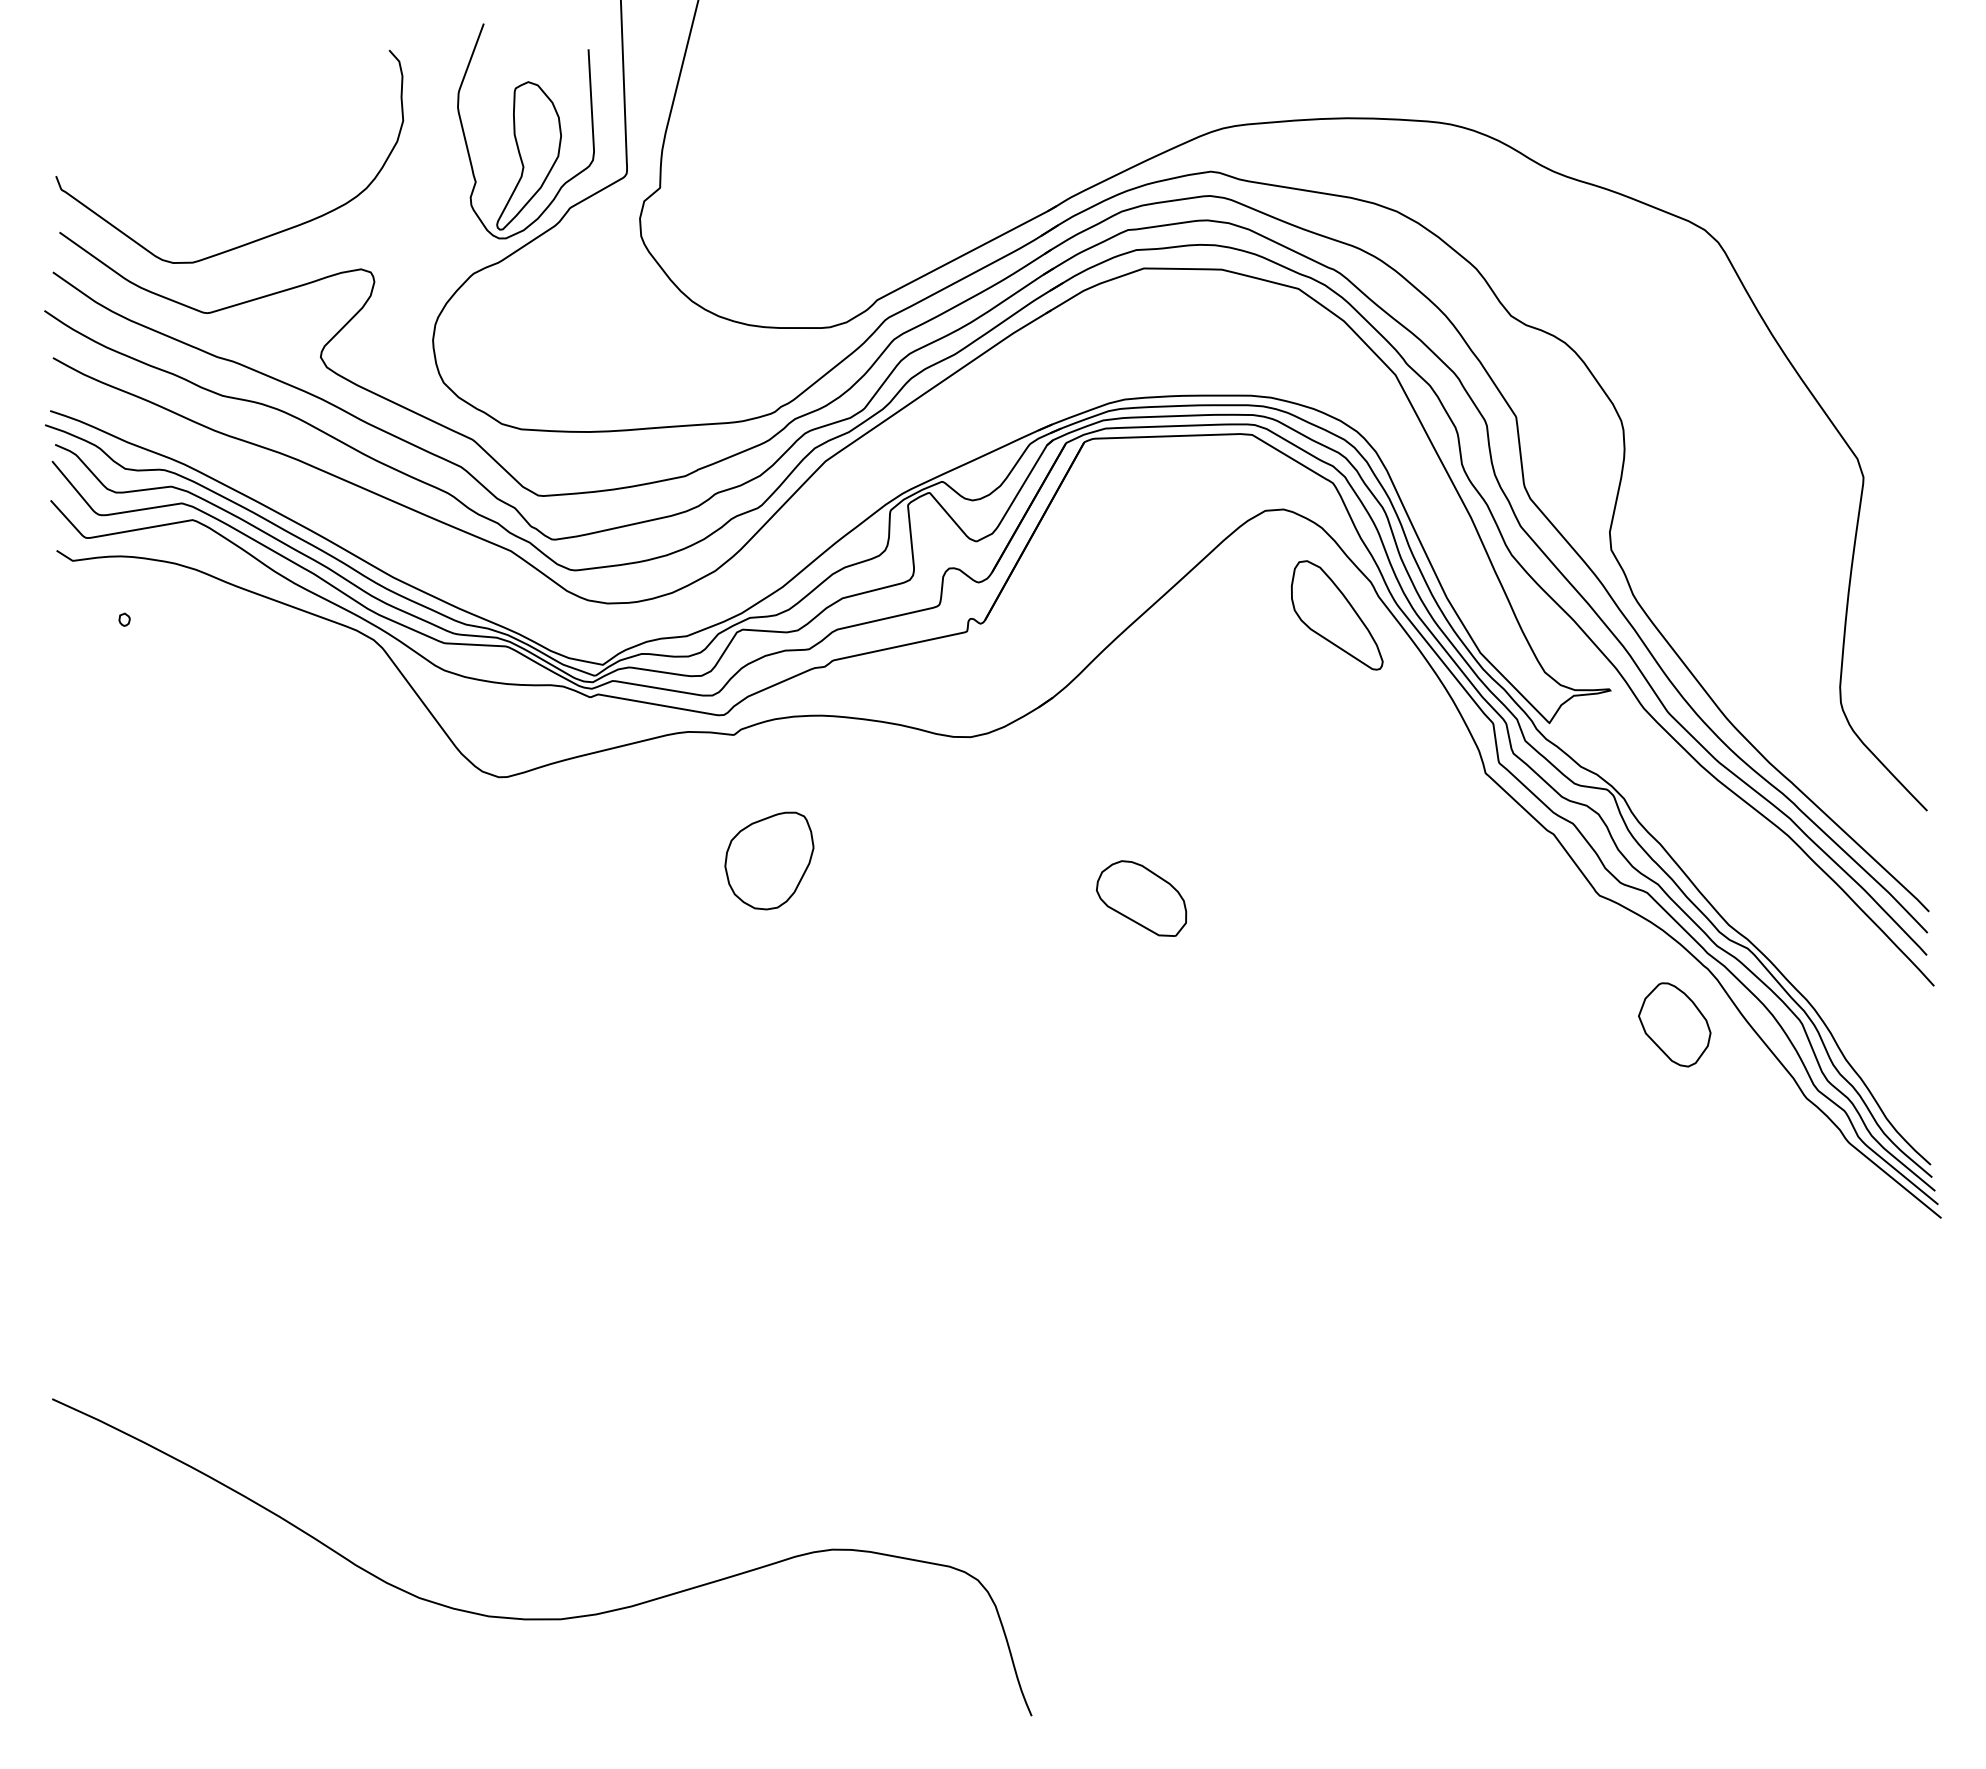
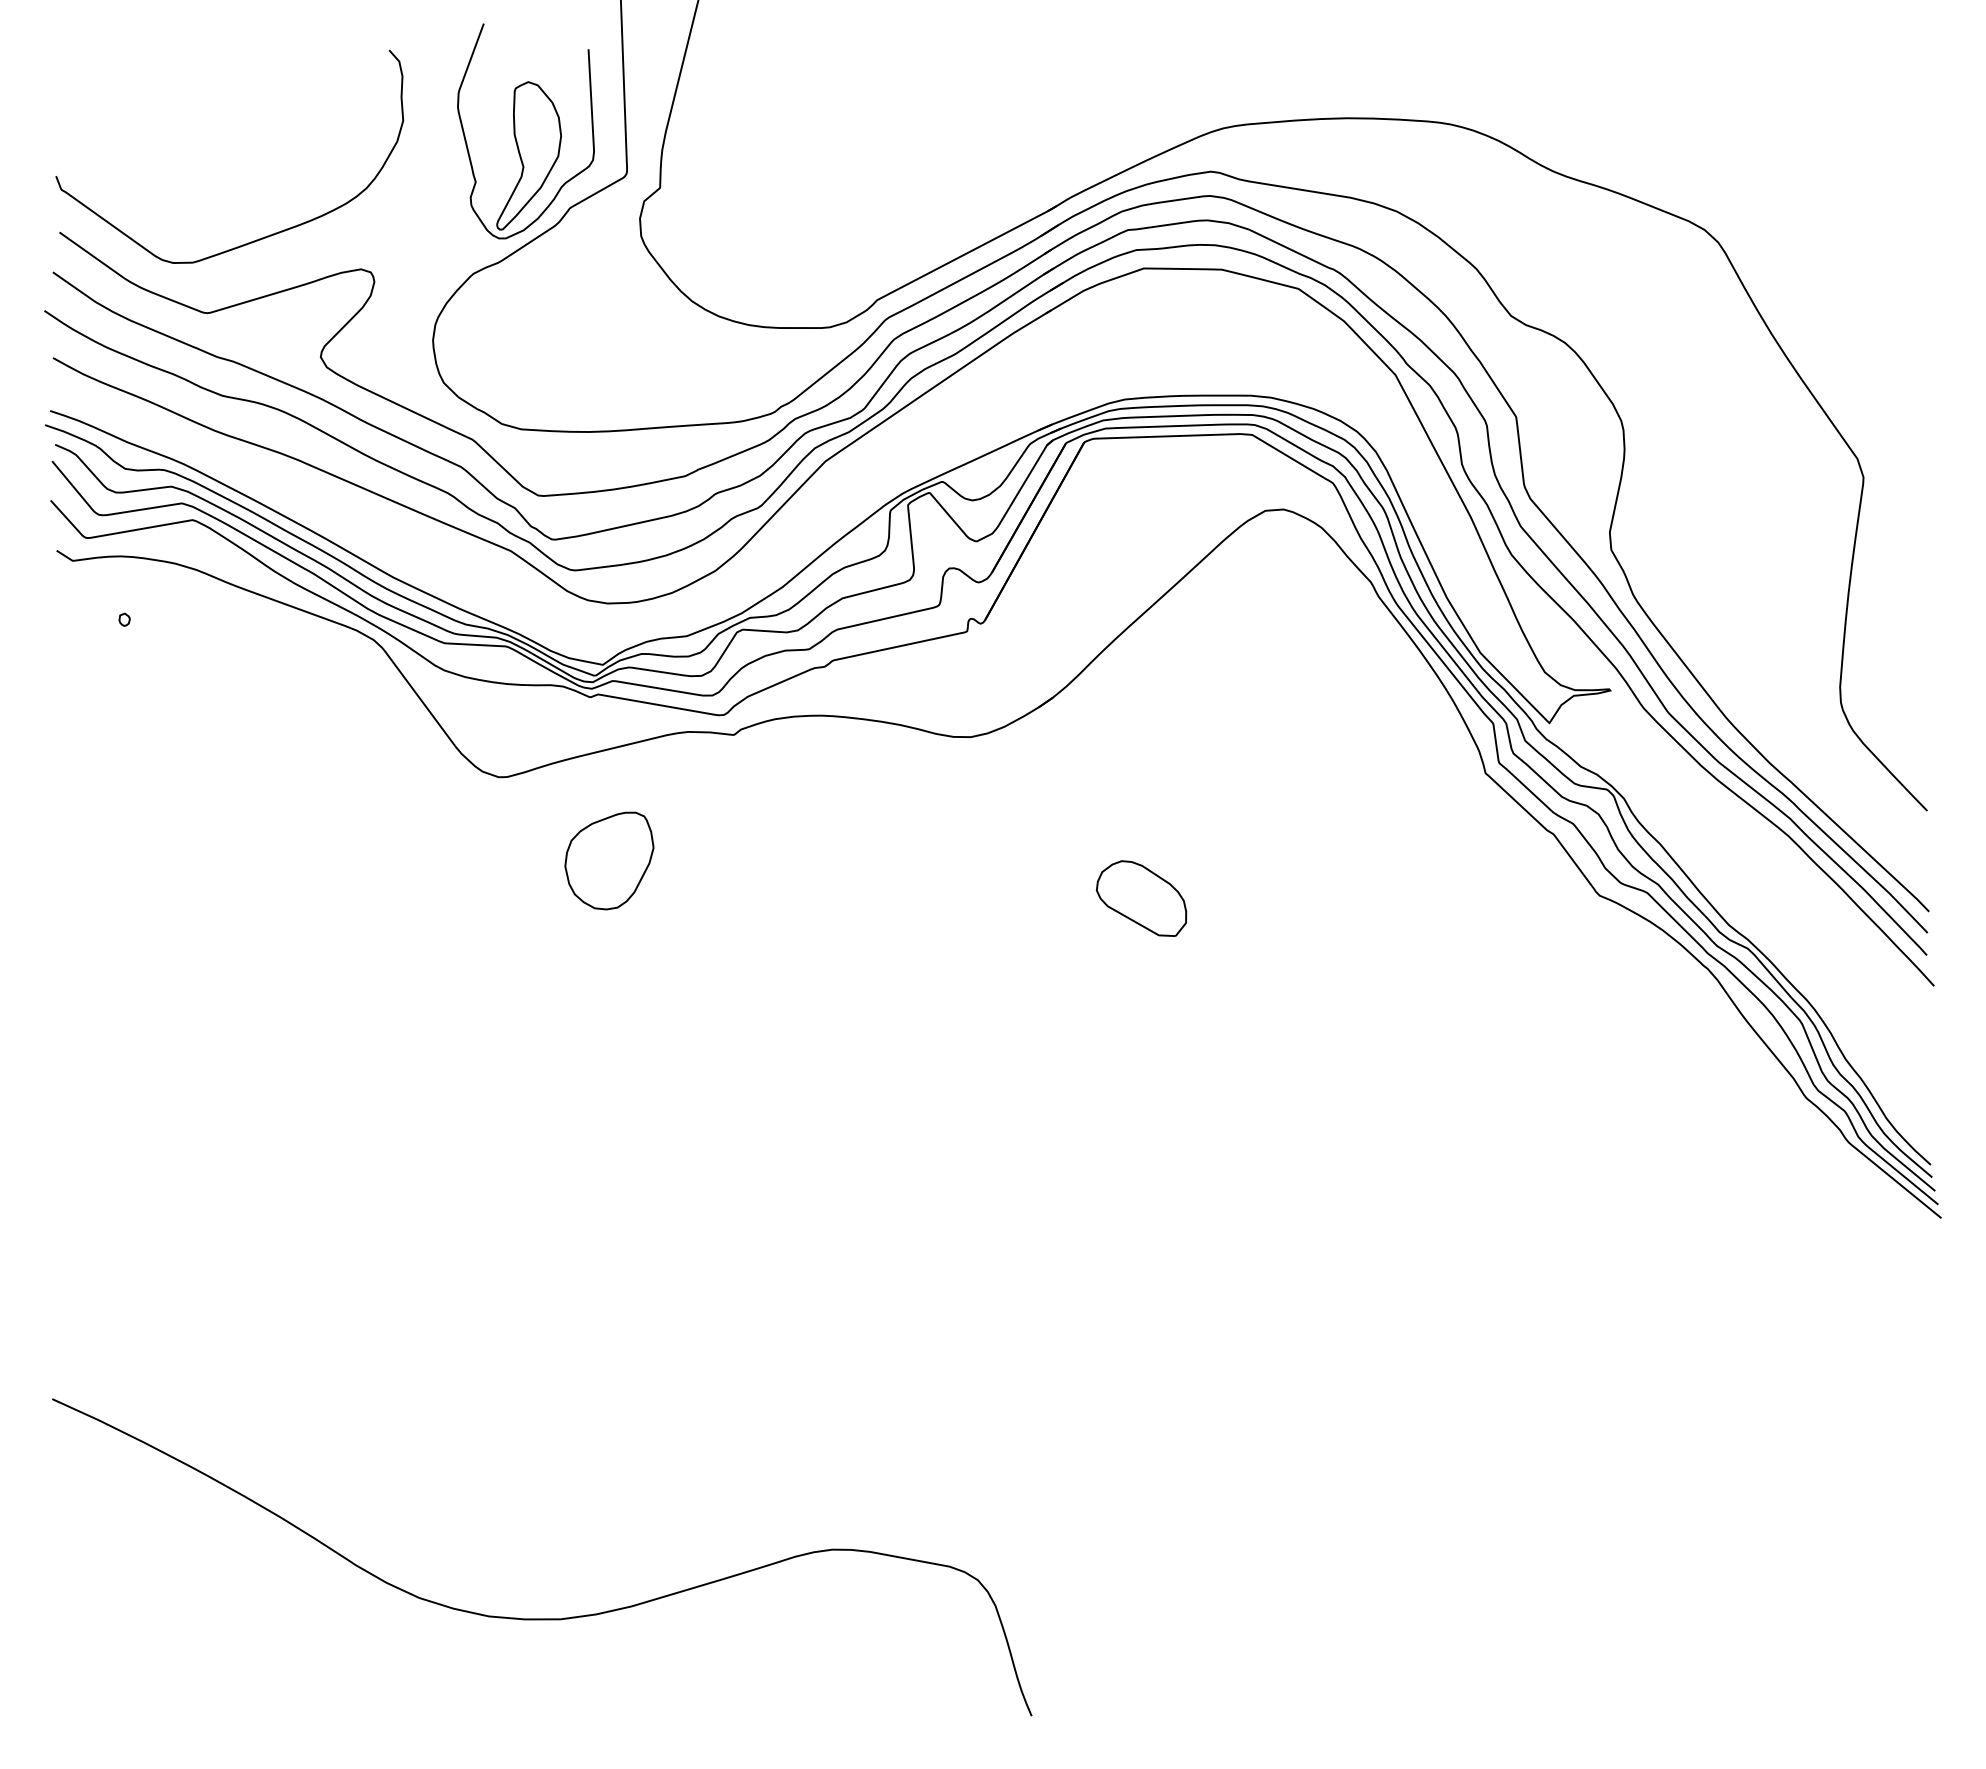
part: present -> none (1337, 615)
part position: (769, 860) -> (609, 860) (609, 860)
part: present -> none (1674, 1024)
